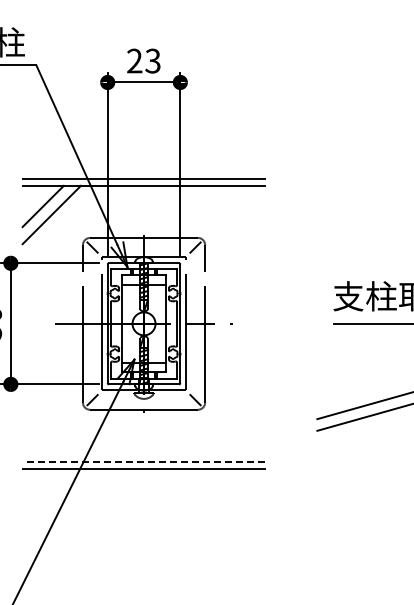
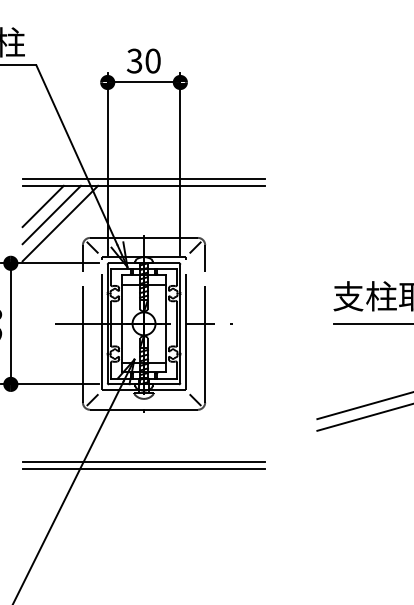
text: 23 -> 30 (143, 60)
line: none -> present (60, 223)
line: dashed -> solid (143, 461)
